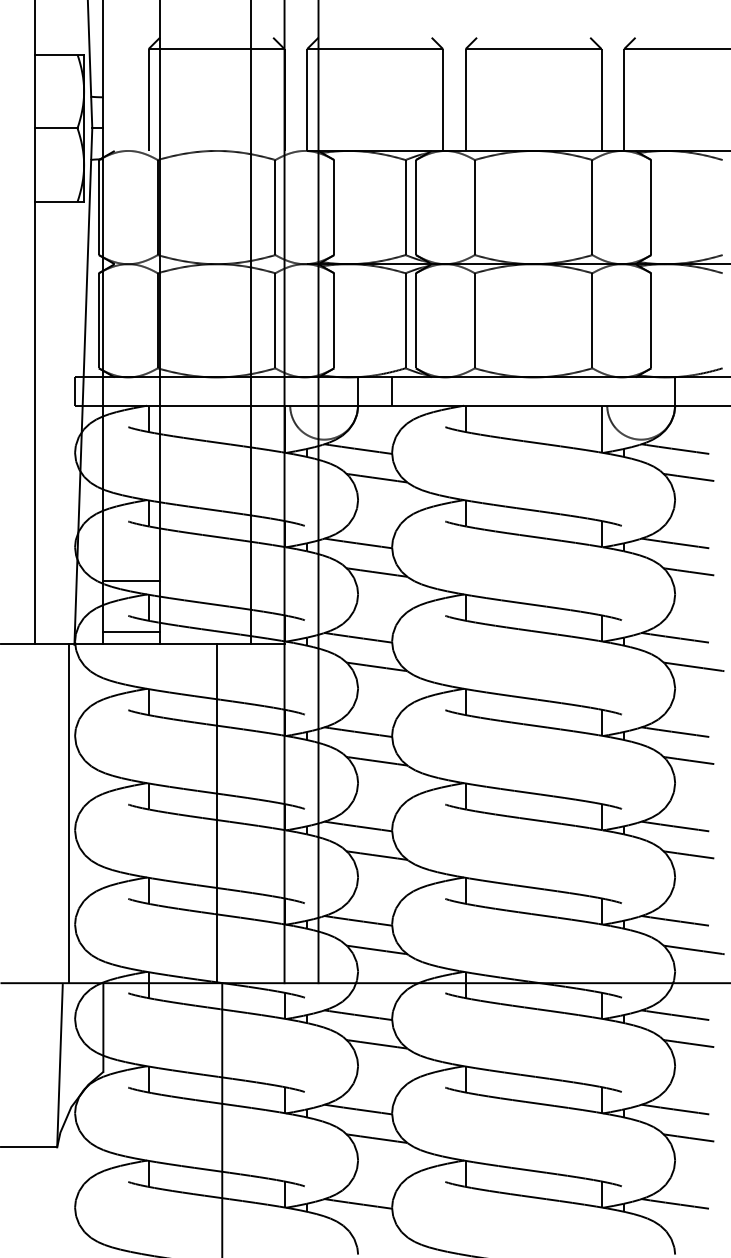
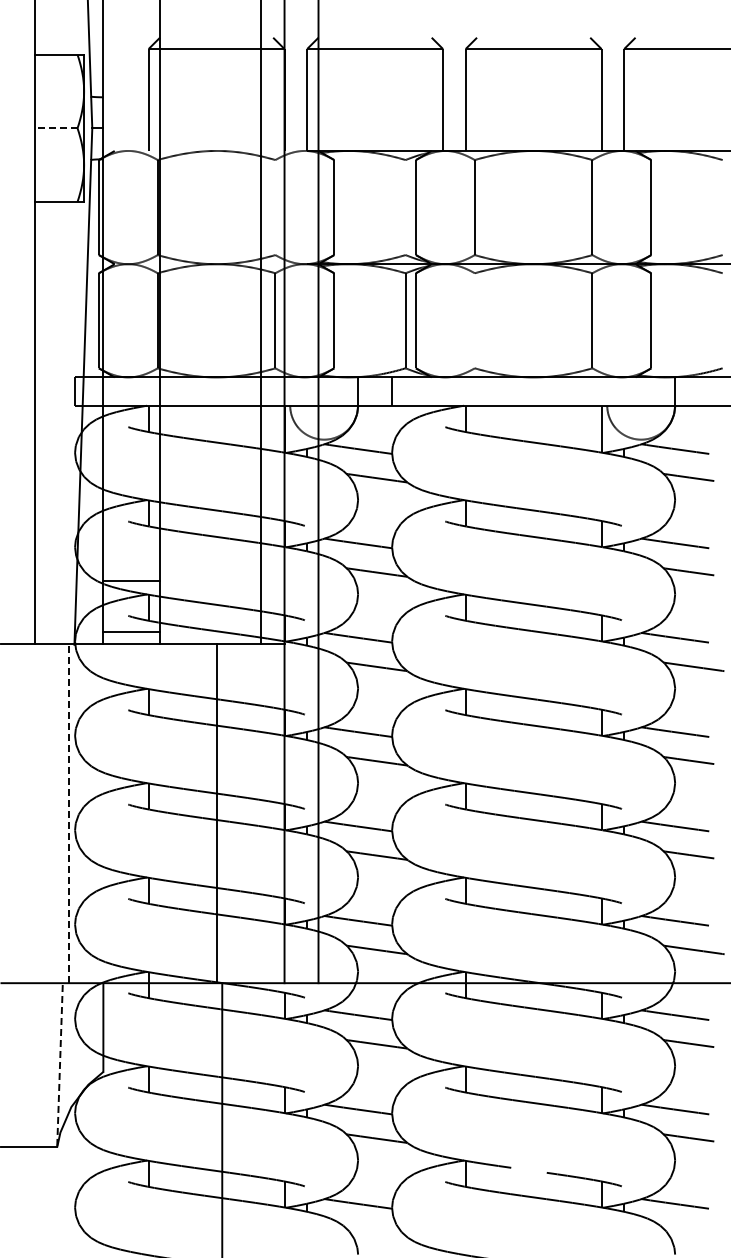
line: solid -> dashed (56, 128)
line: present -> none (275, 207)
line: present -> none (405, 207)
line: present -> none (474, 320)
line position: (250, 322) -> (260, 322) (260, 322)
line: solid -> dashed (69, 813)
line: solid -> dashed (59, 1066)
line: present -> none (528, 1169)
